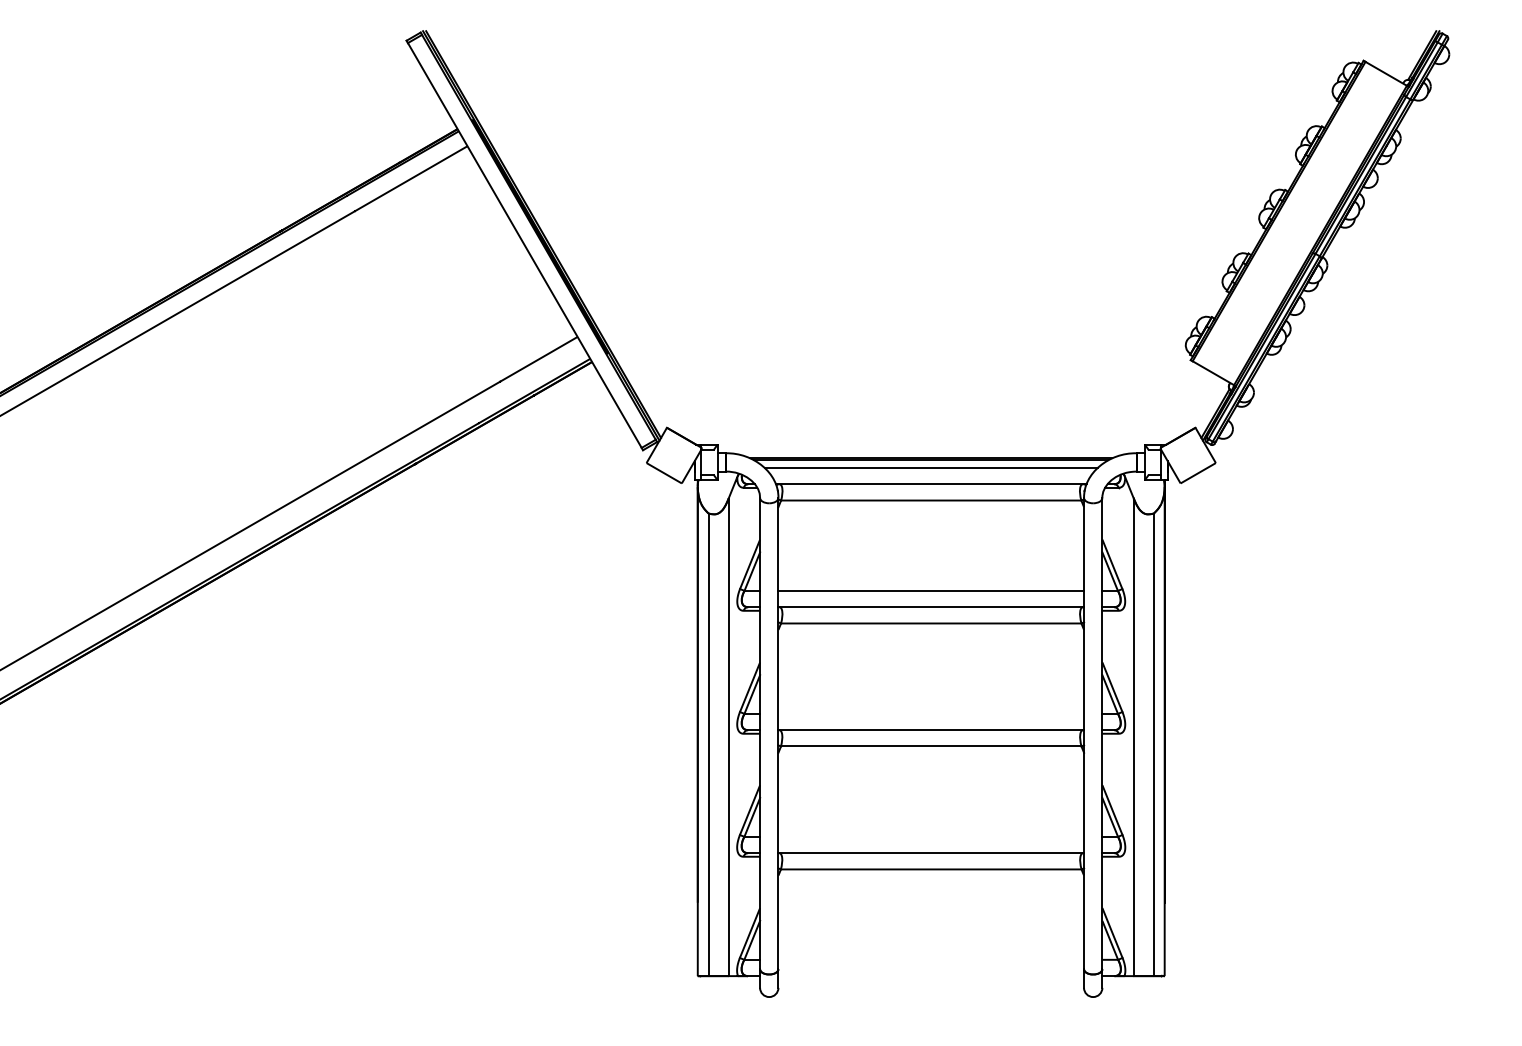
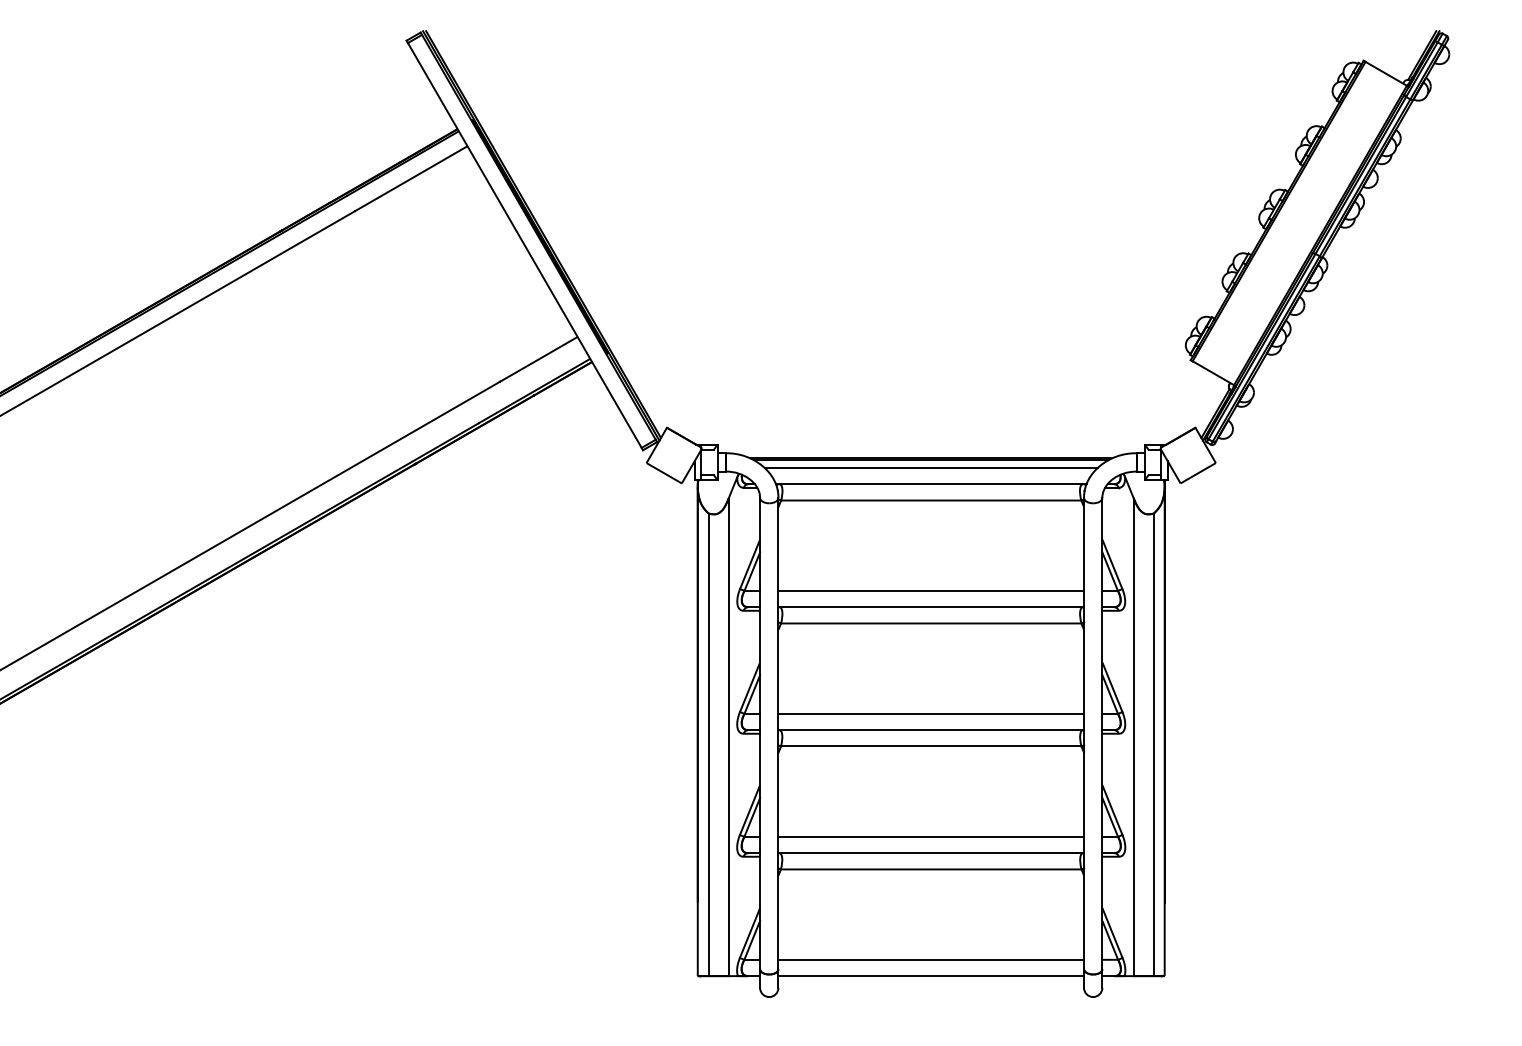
line: none -> present (931, 713)
line: none -> present (931, 836)
line: none -> present (931, 959)
line: none -> present (931, 976)
